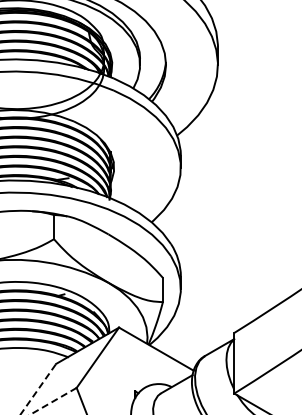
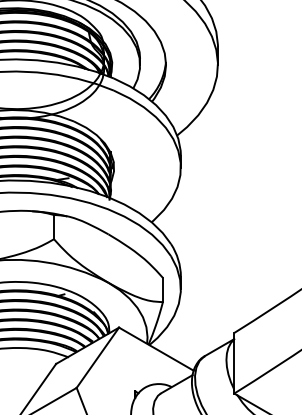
line: dashed -> solid (38, 389)
line: dashed -> solid (53, 401)
